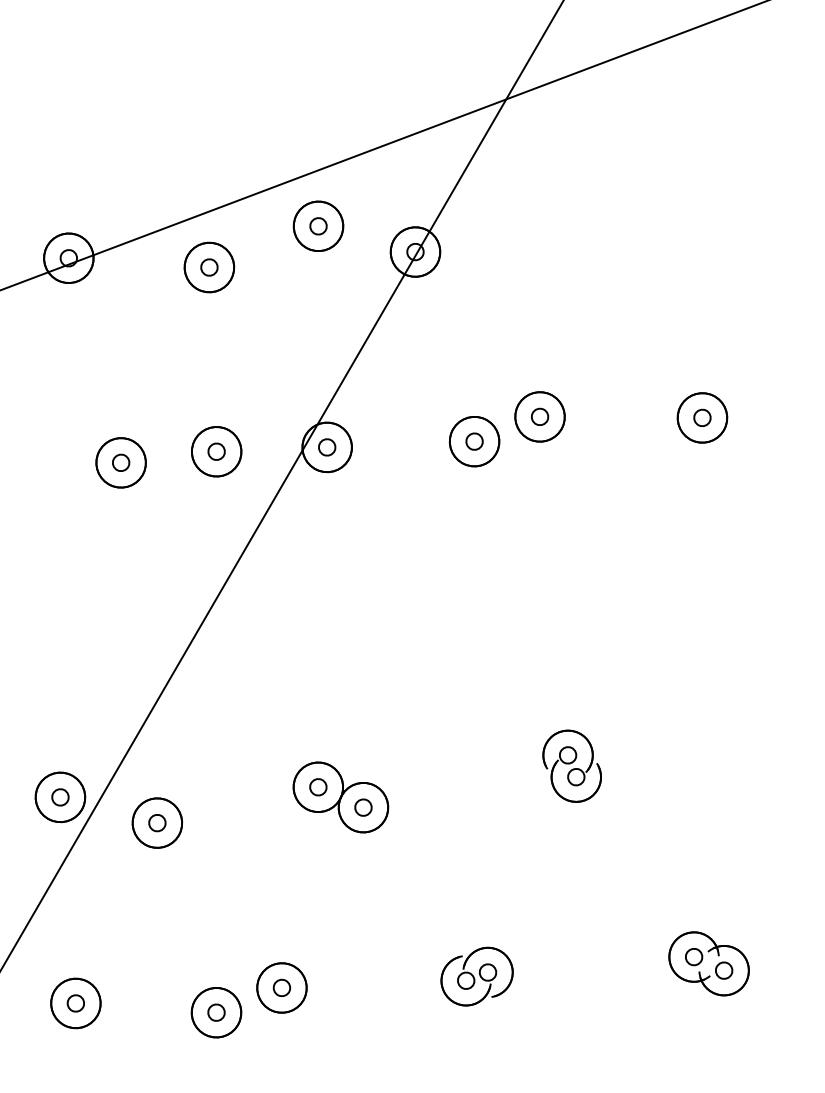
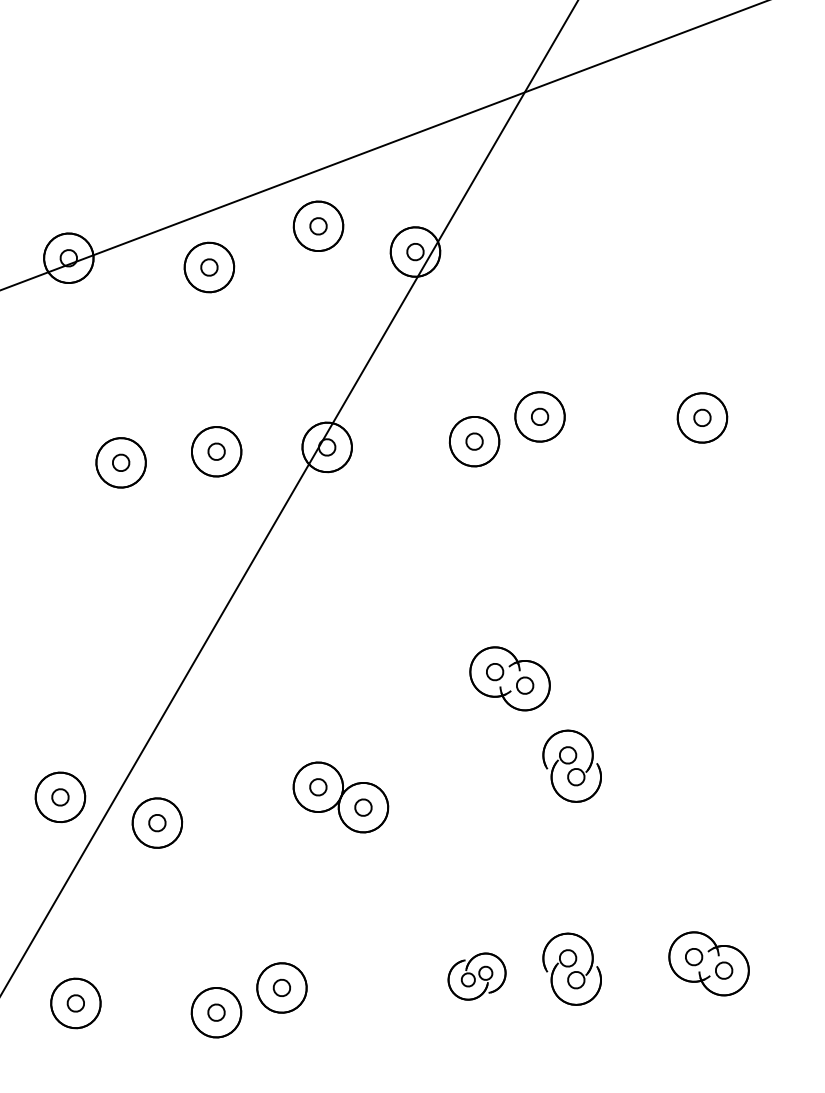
line position: (282, 485) -> (289, 497) (289, 497)
part: none -> present (509, 678)
part: none -> present (571, 968)
part size: 74x61 px -> 60x49 px (476, 976)
